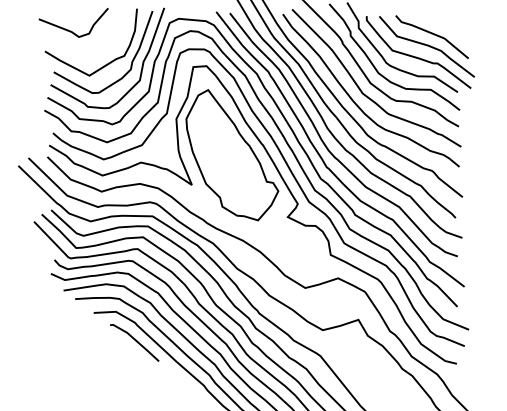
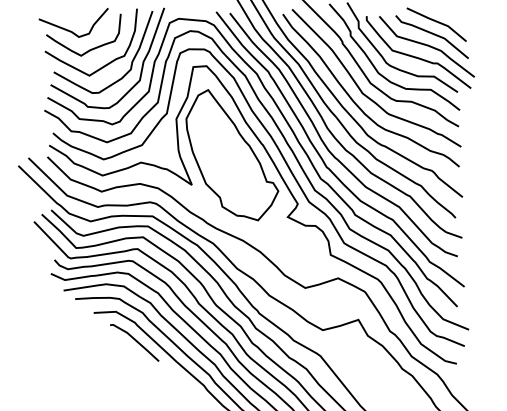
line: none -> present (436, 22)
curve: none -> present (91, 48)
